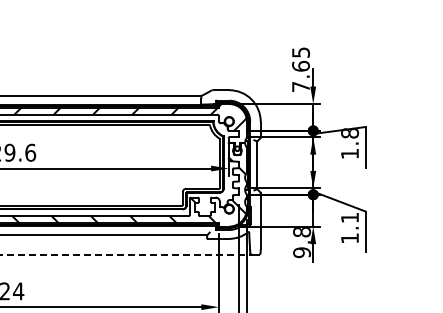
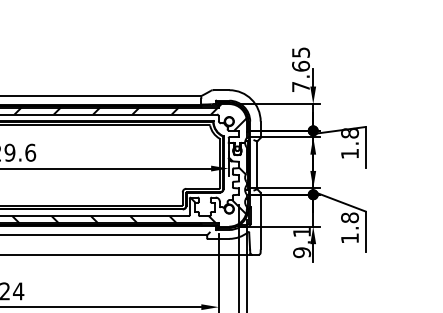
text: 1.1 -> 1.8 (349, 217)
text: 9.8 -> 9.1 (302, 232)
line: dashed -> solid (125, 254)
